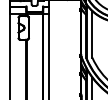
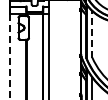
line: solid -> dashed (92, 33)
line: solid -> dashed (9, 56)
